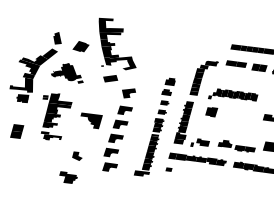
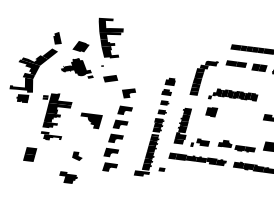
fill: present -> none (120, 63)
part position: (67, 73) -> (77, 68) (77, 68)
fill: present -> none (188, 104)
part position: (17, 131) -> (30, 154) (30, 154)
part position: (168, 169) -> (161, 169) (161, 169)
